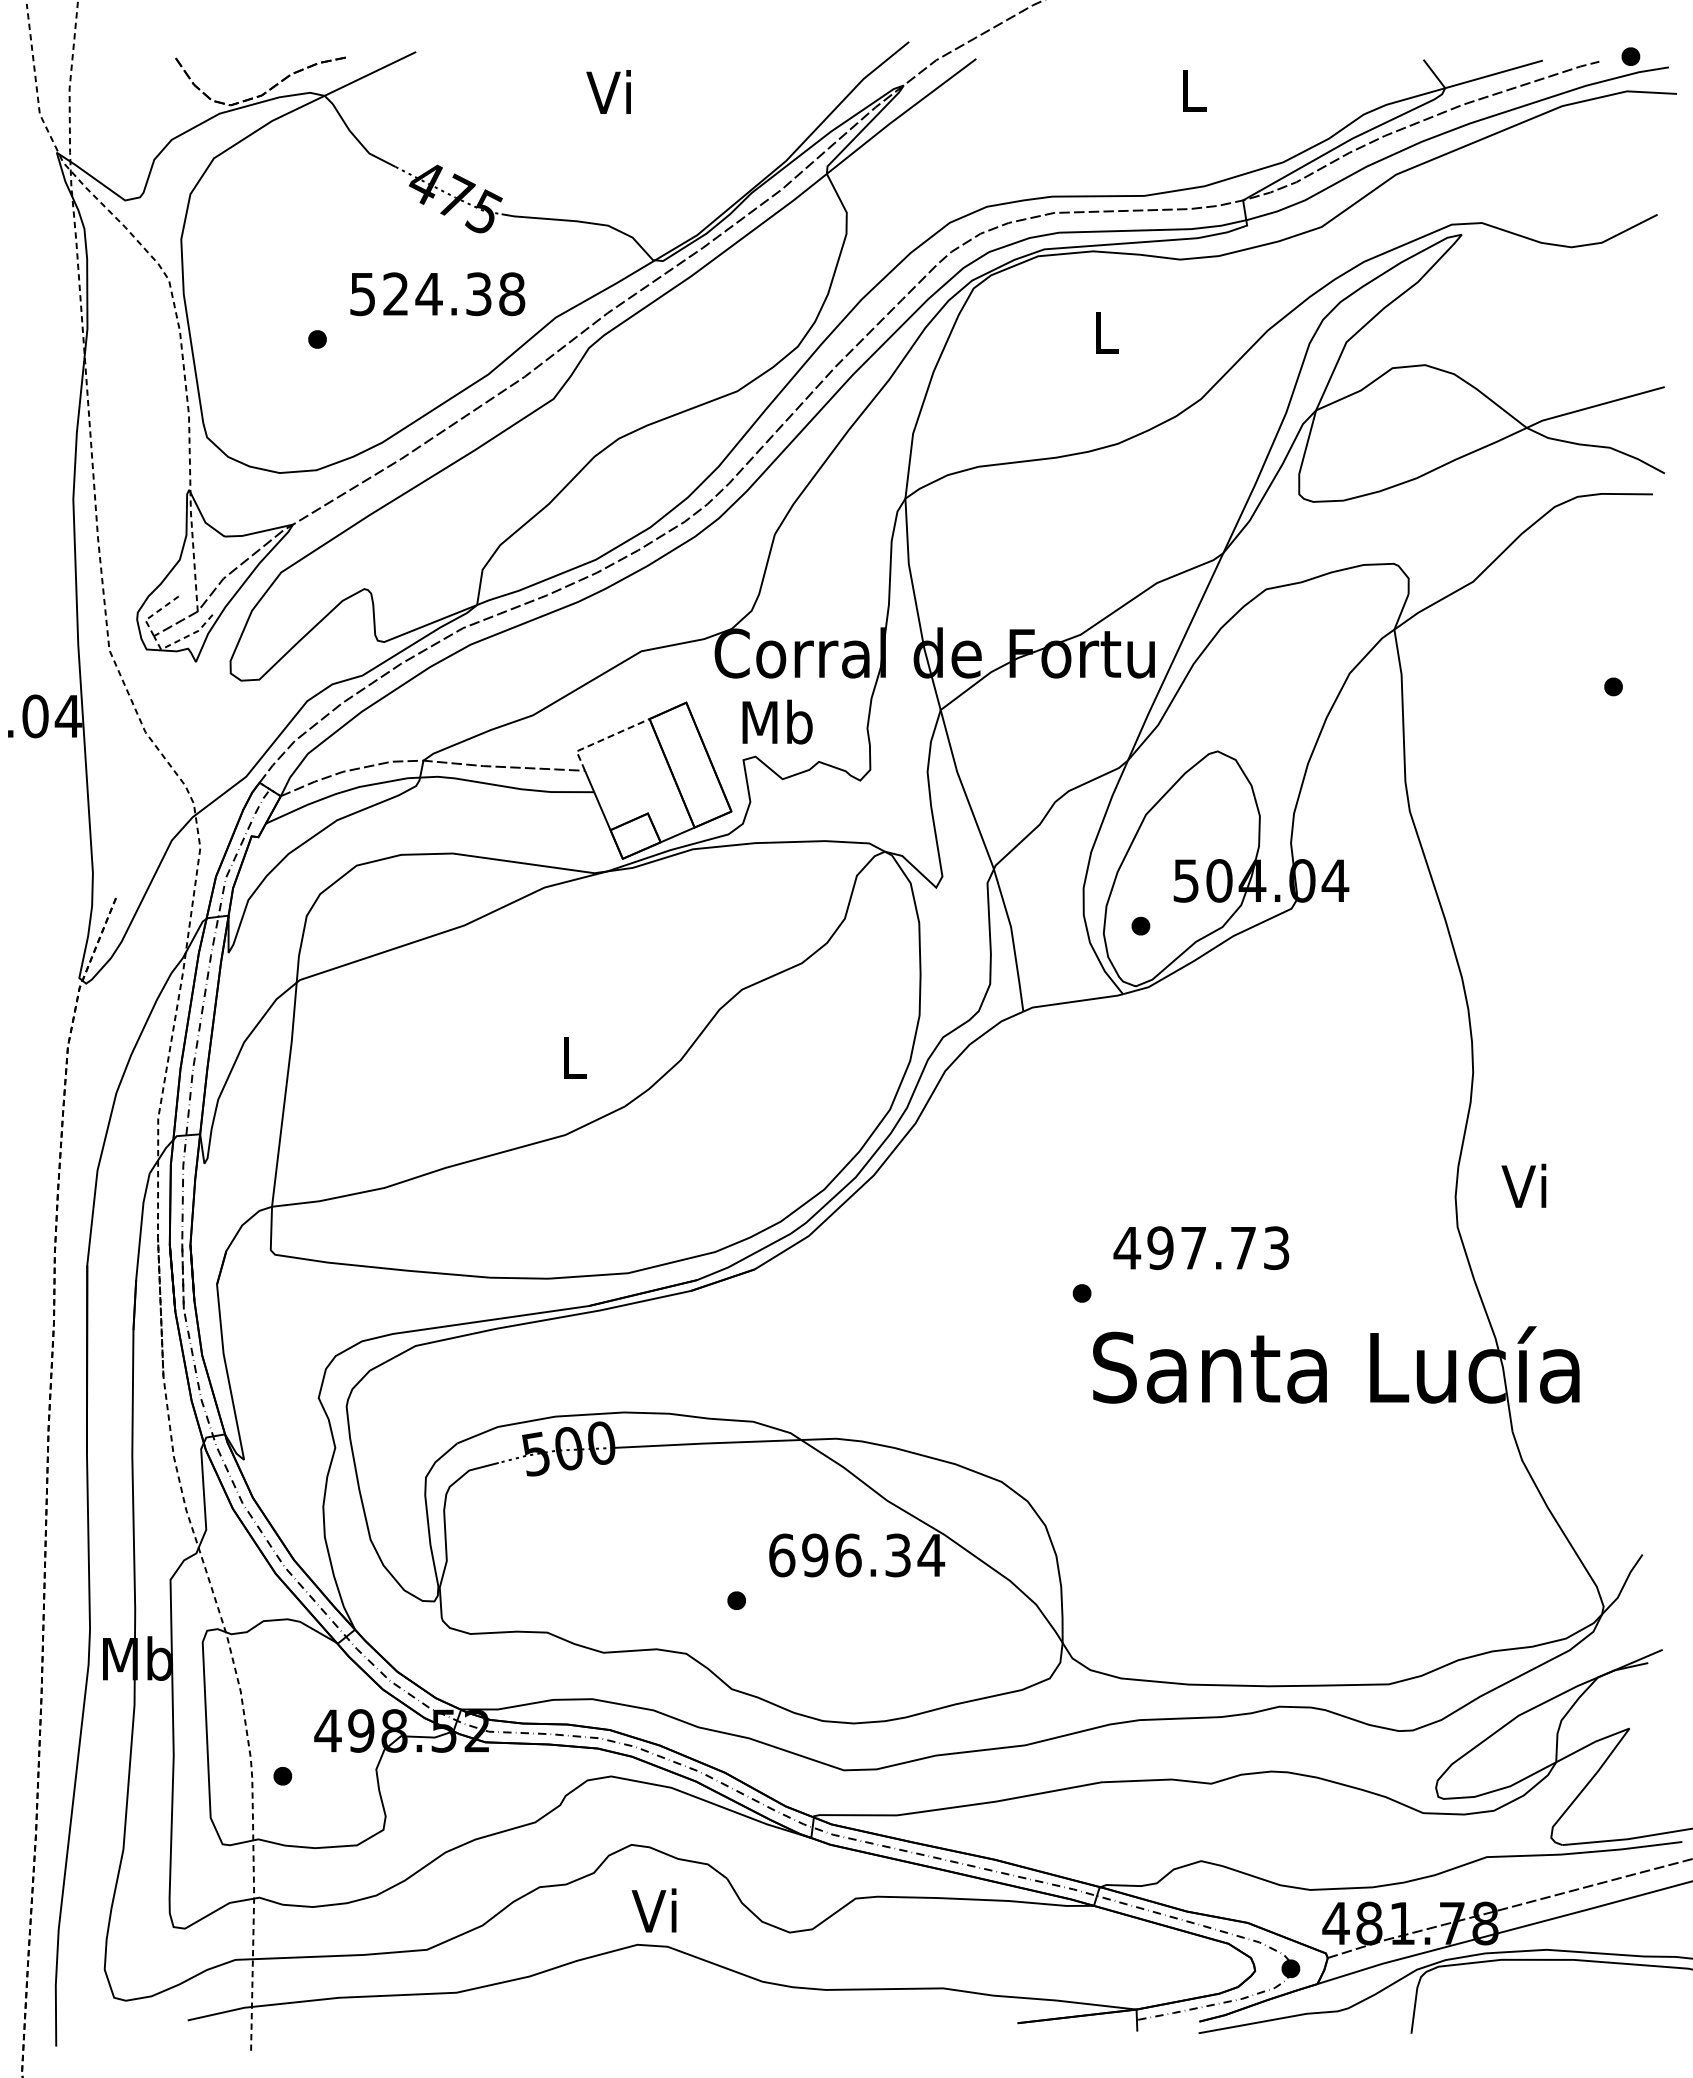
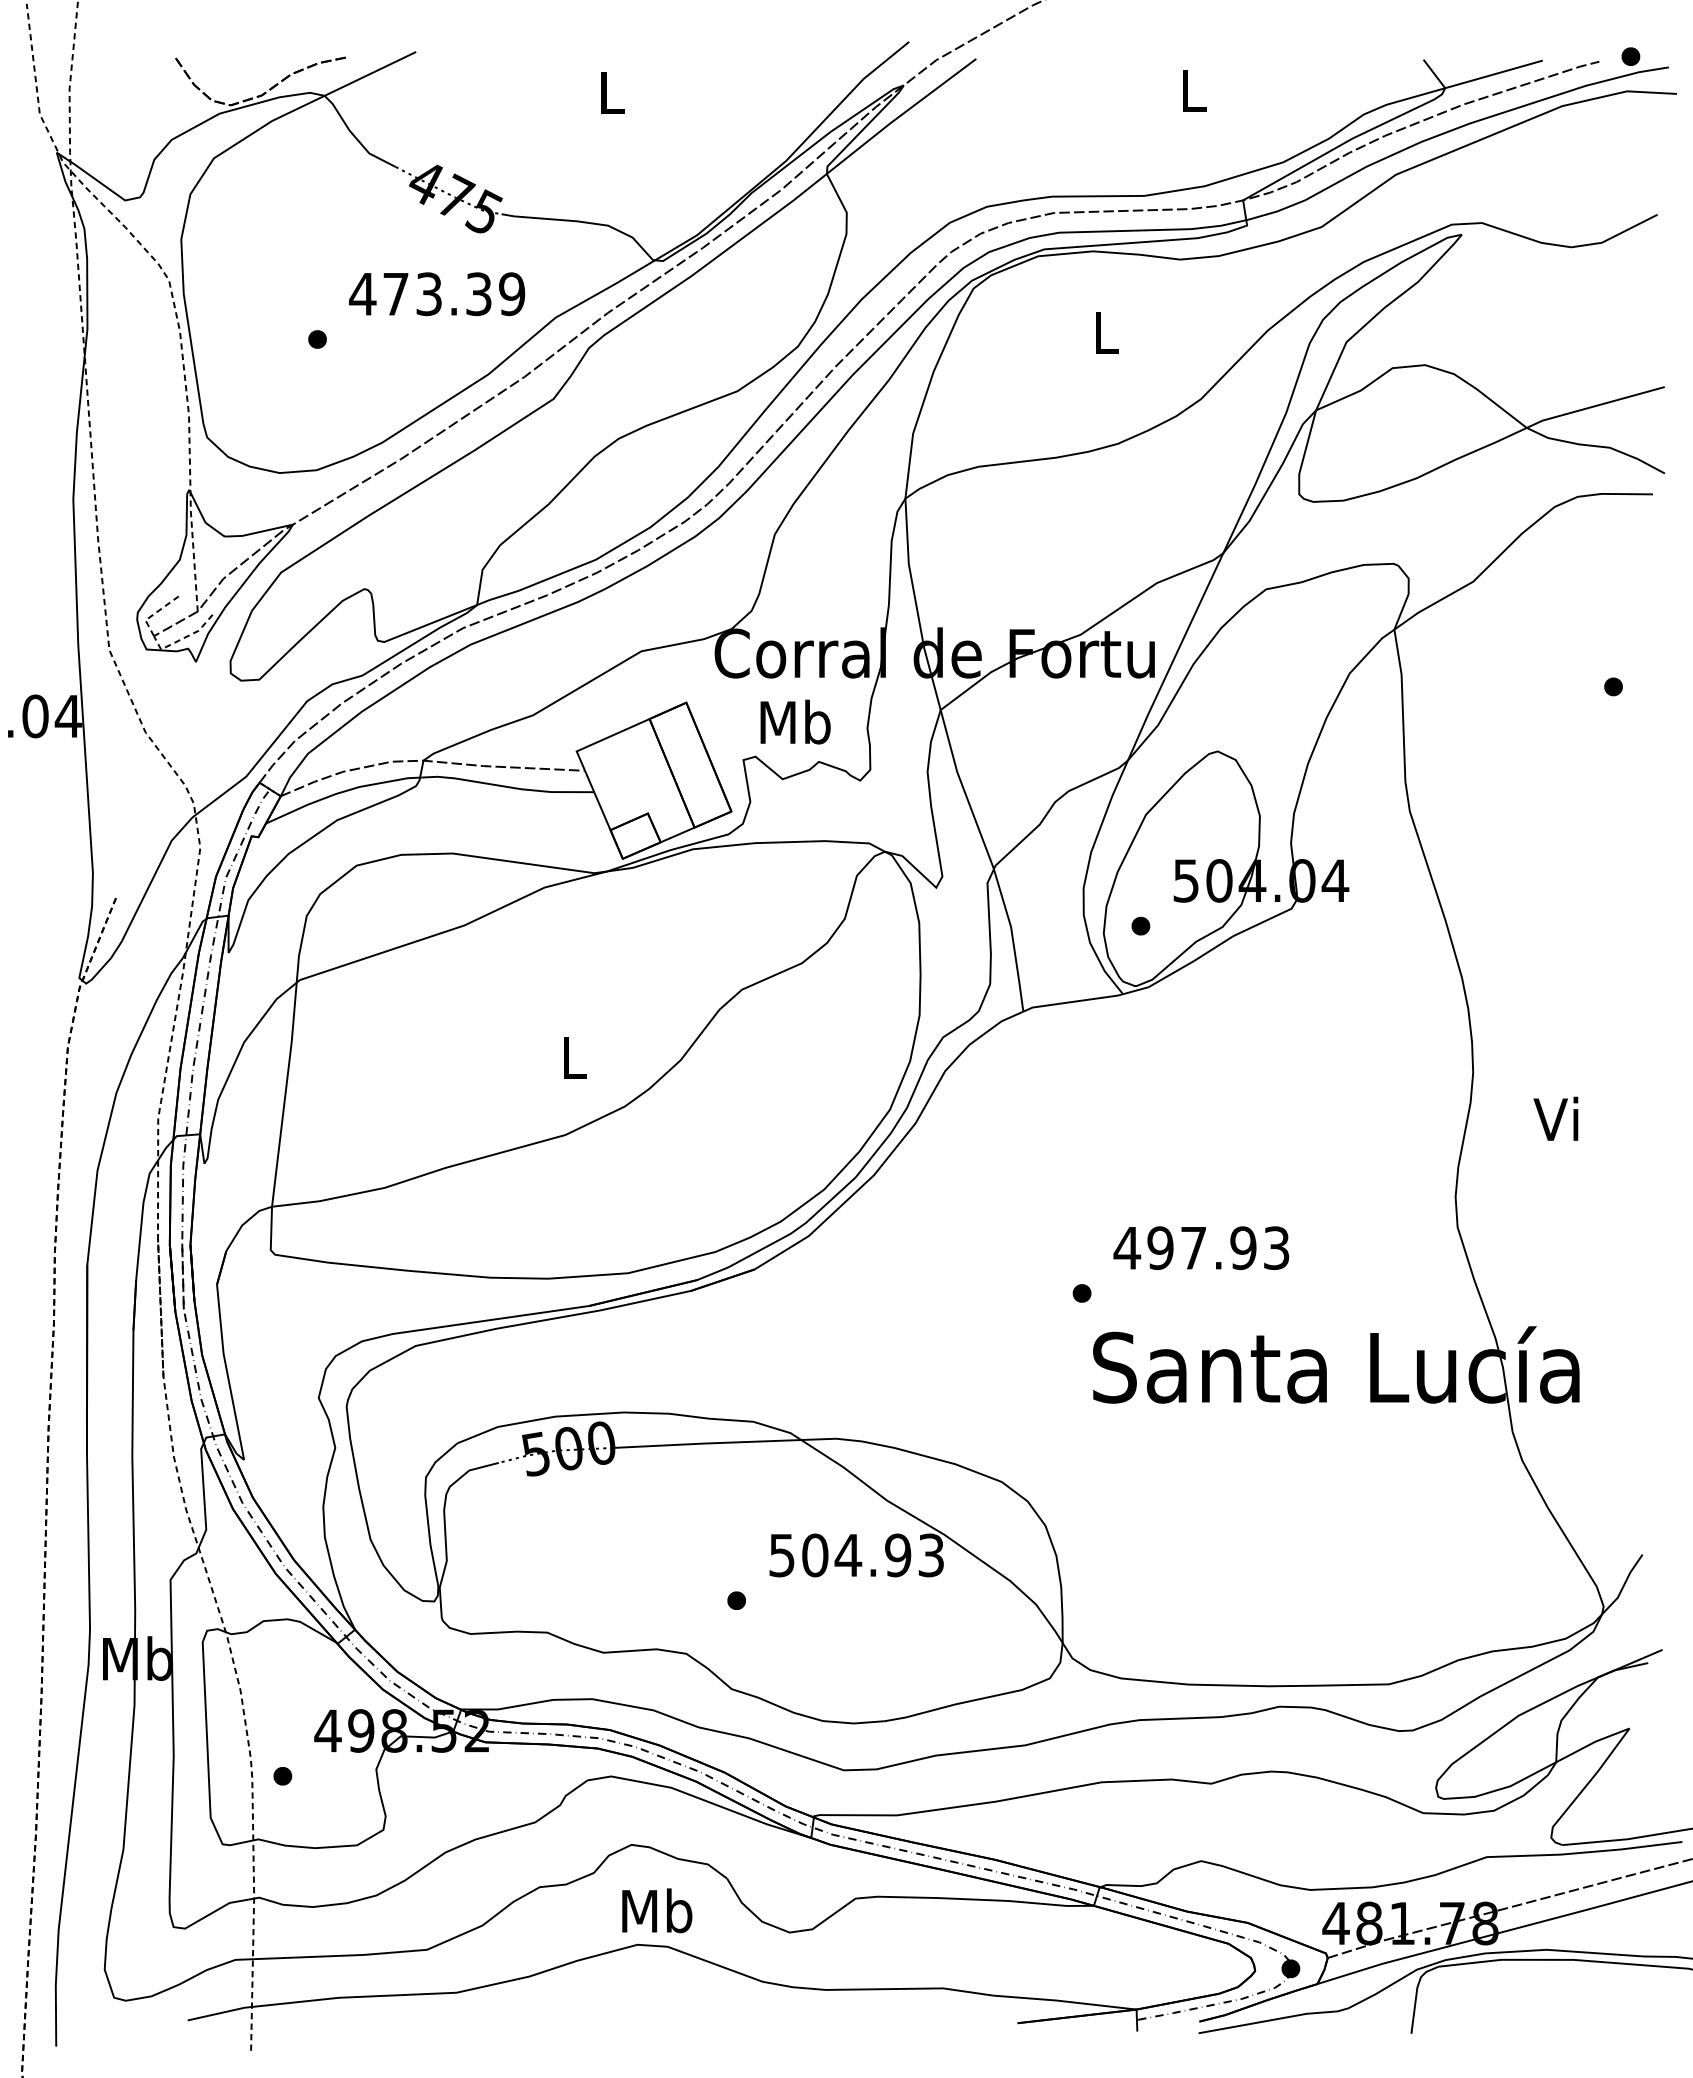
text: Vi -> L (608, 91)
text: 524.38 -> 473.39 (437, 294)
text position: (777, 721) -> (795, 721) (795, 721)
line: dashed -> solid (603, 739)
text position: (1523, 1185) -> (1555, 1118) (1555, 1118)
text: 497.73 -> 497.93 (1243, 1248)
text: 696.34 -> 504.93 (857, 1555)
text: Vi -> Mb (657, 1910)
